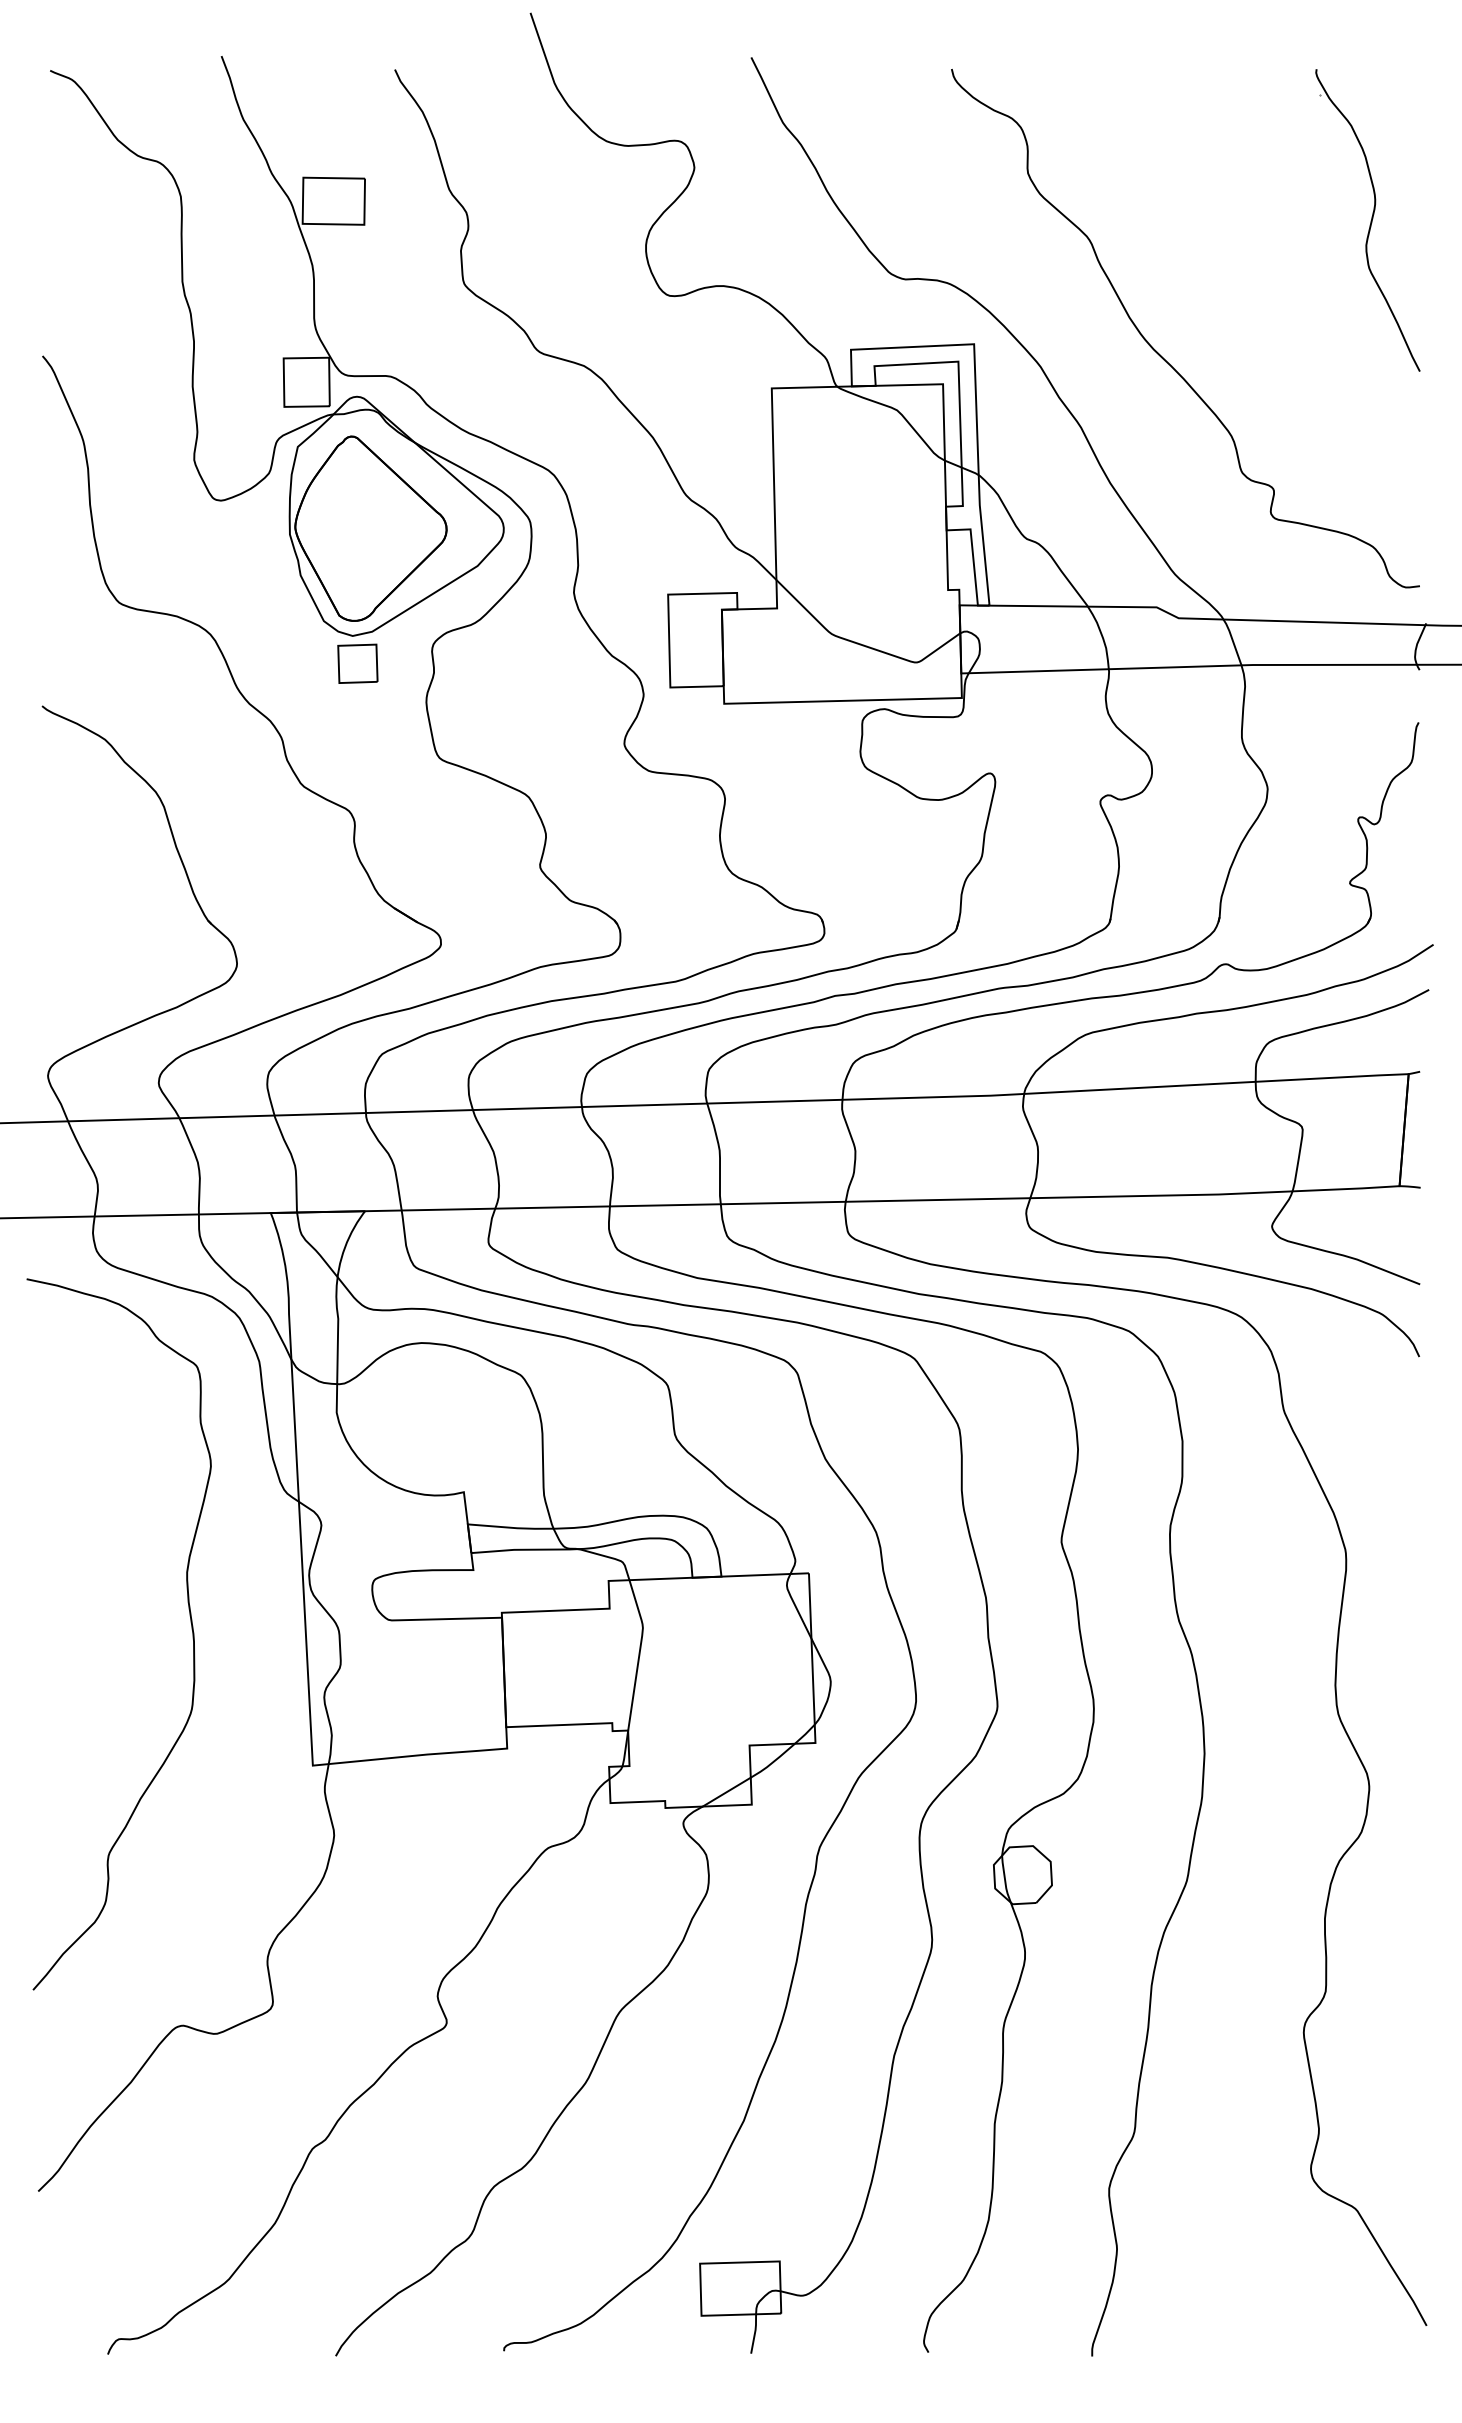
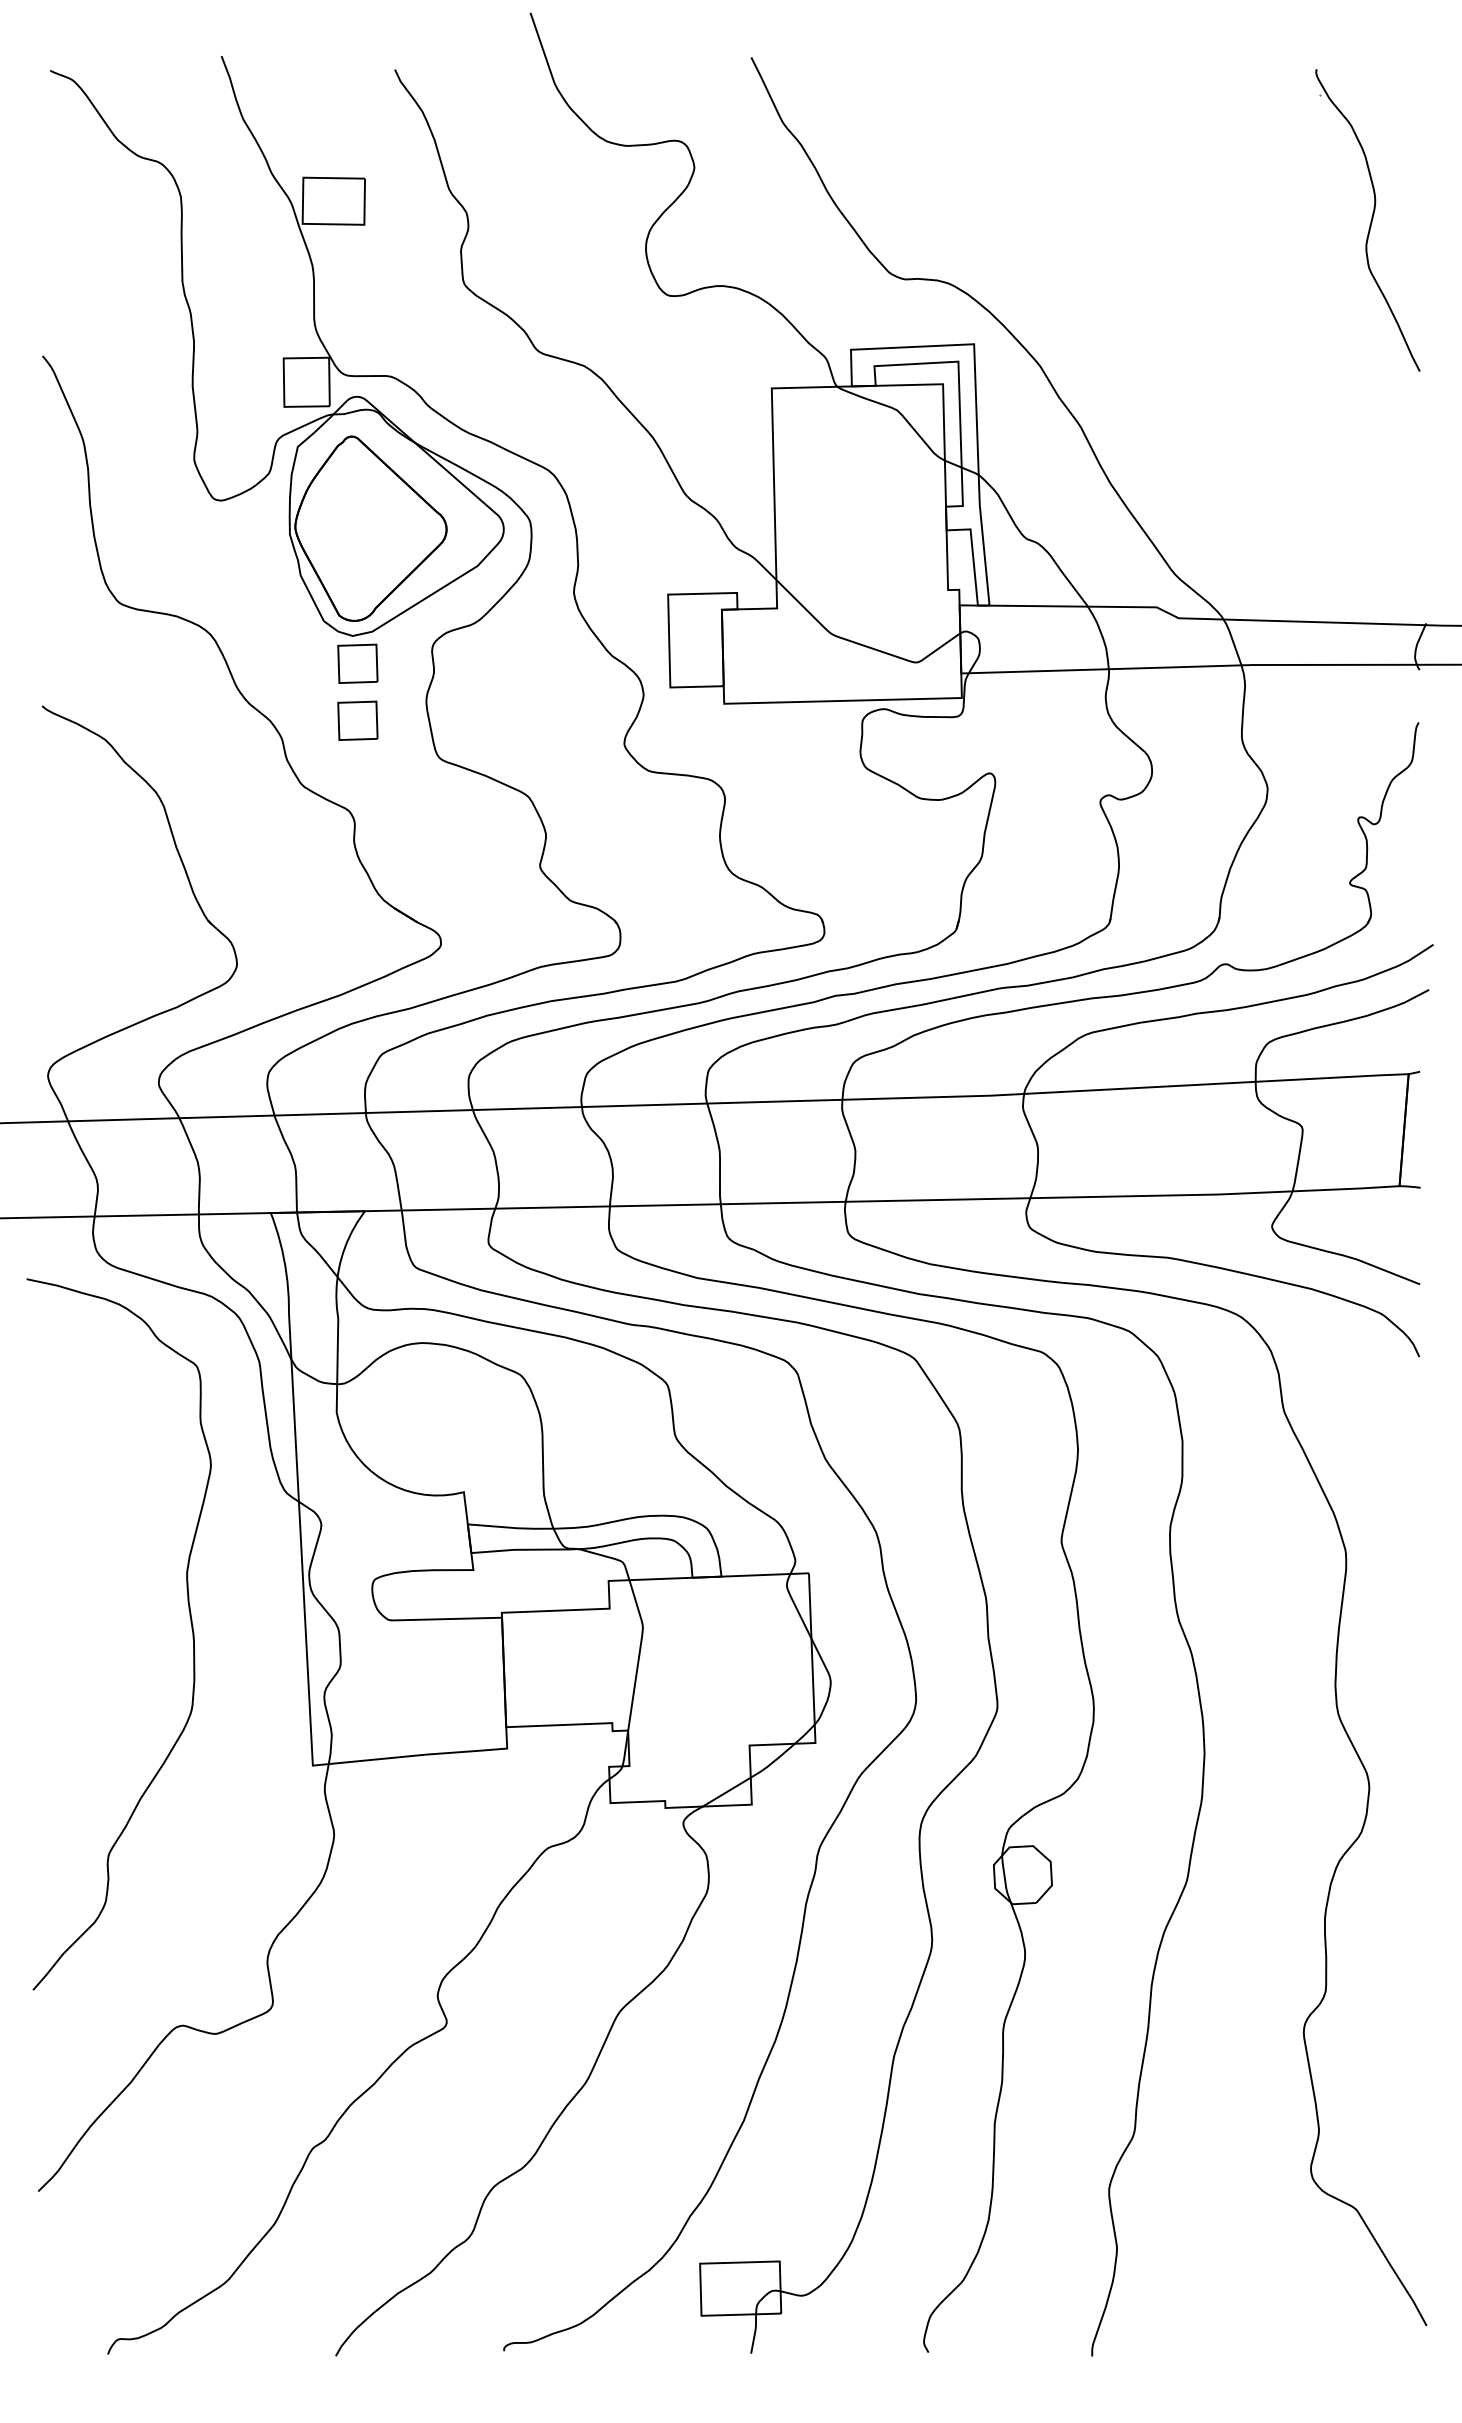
curve: present -> none (1159, 353)
part: none -> present (357, 720)
